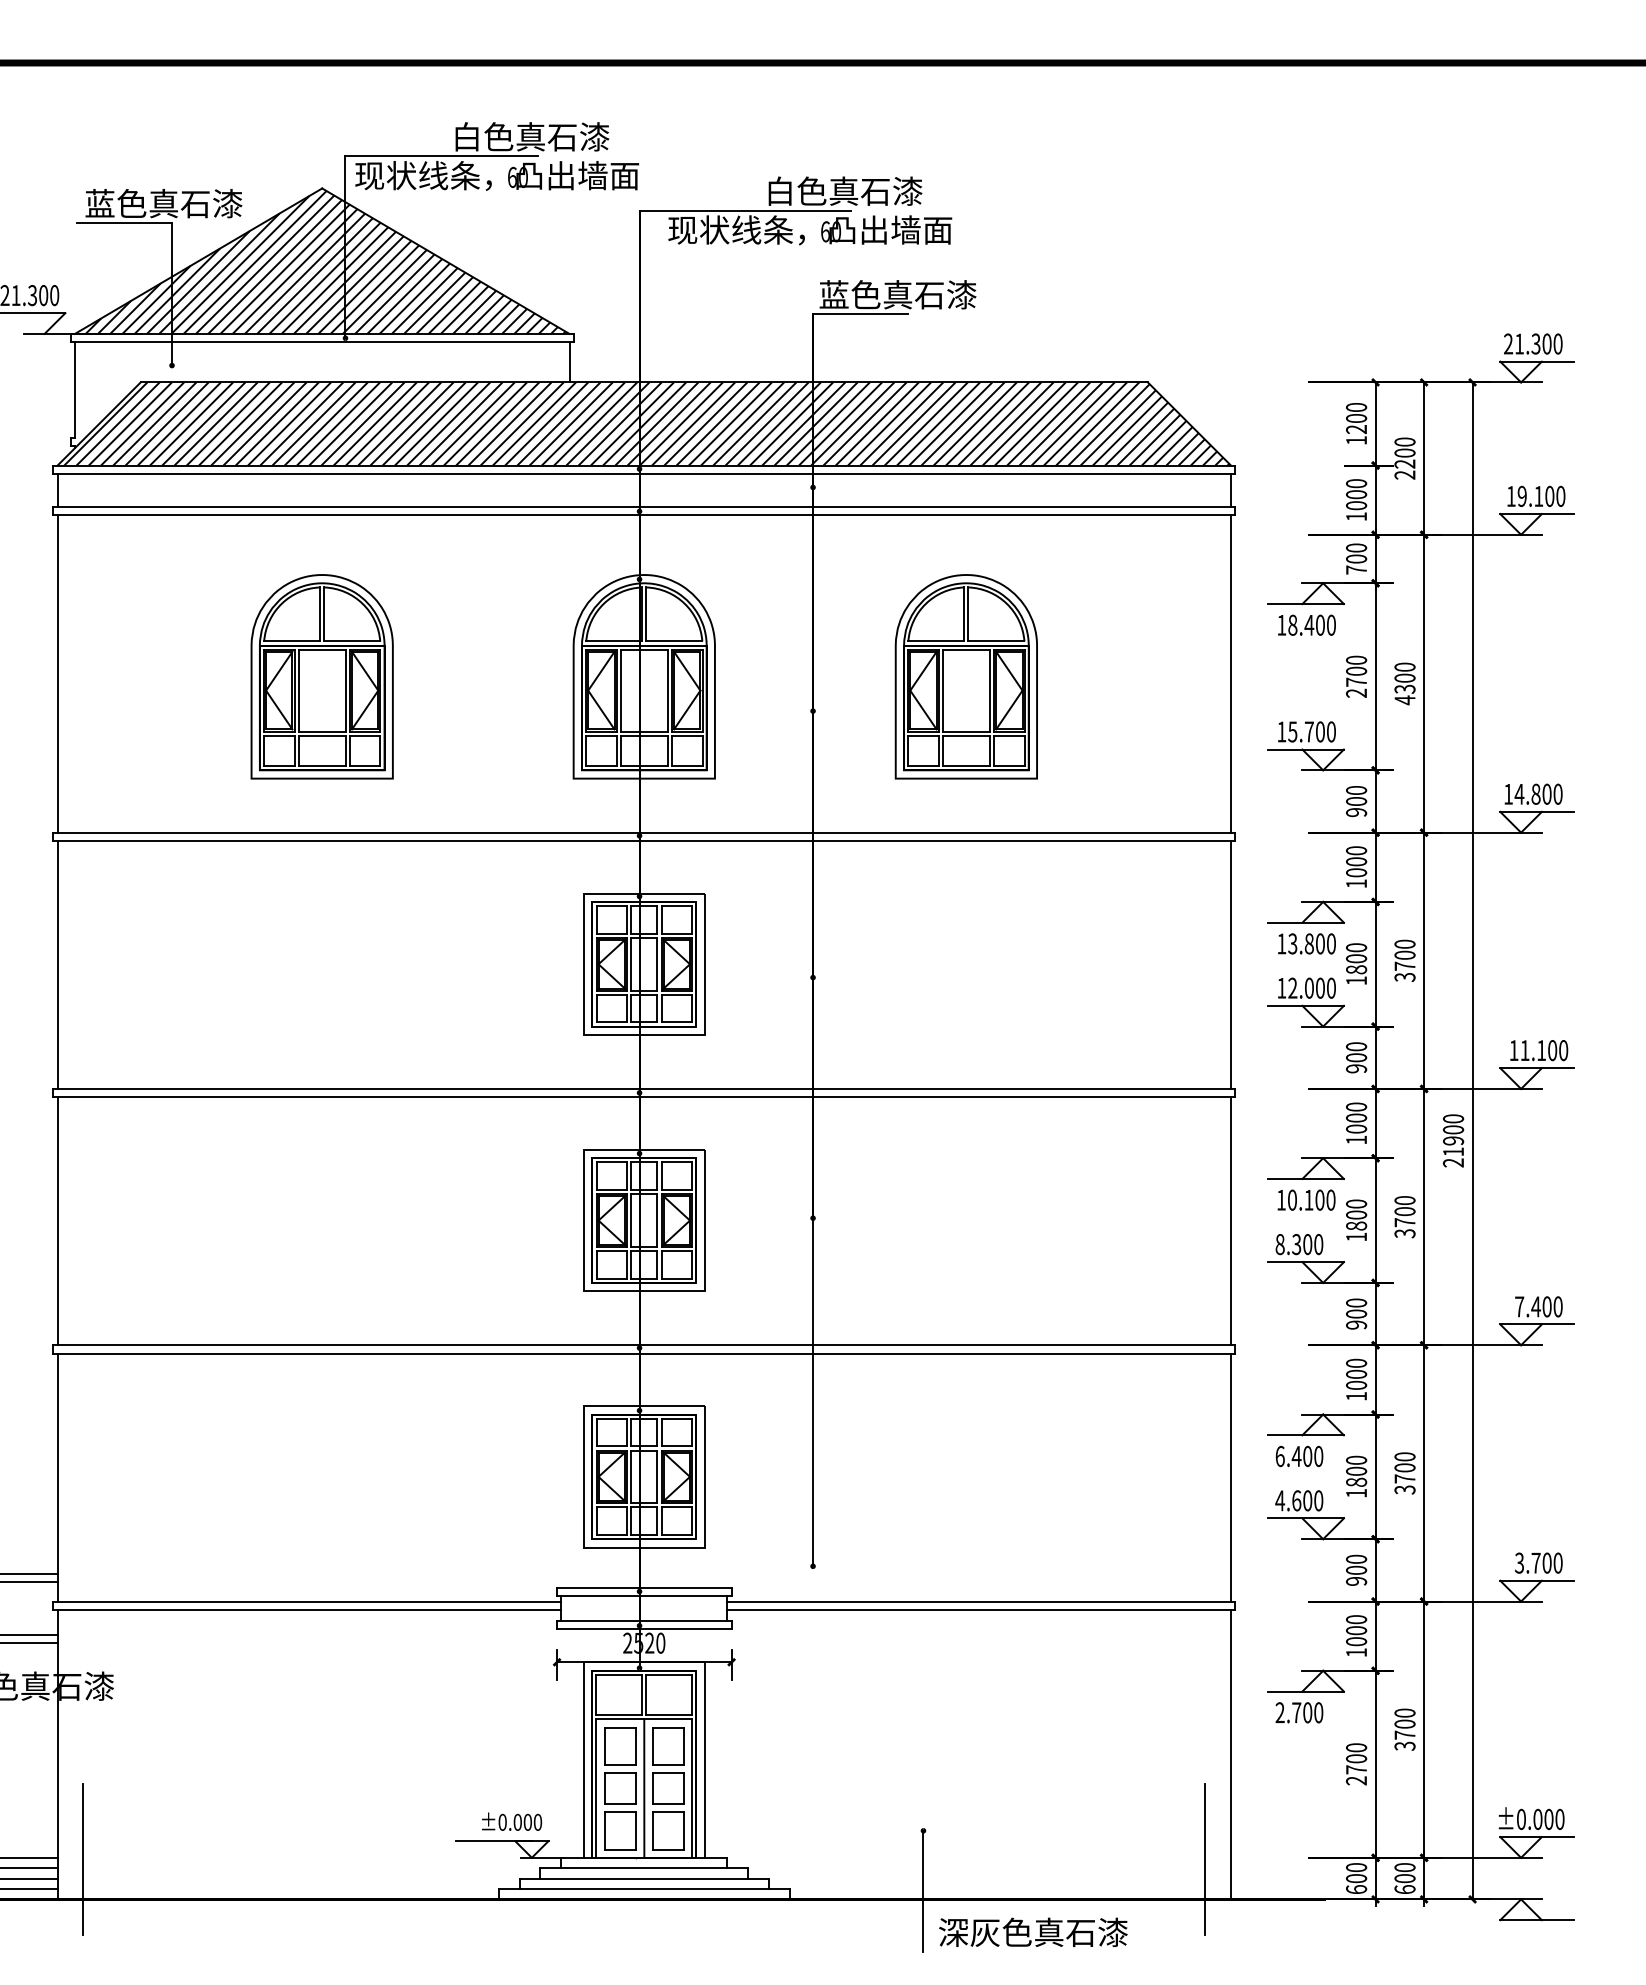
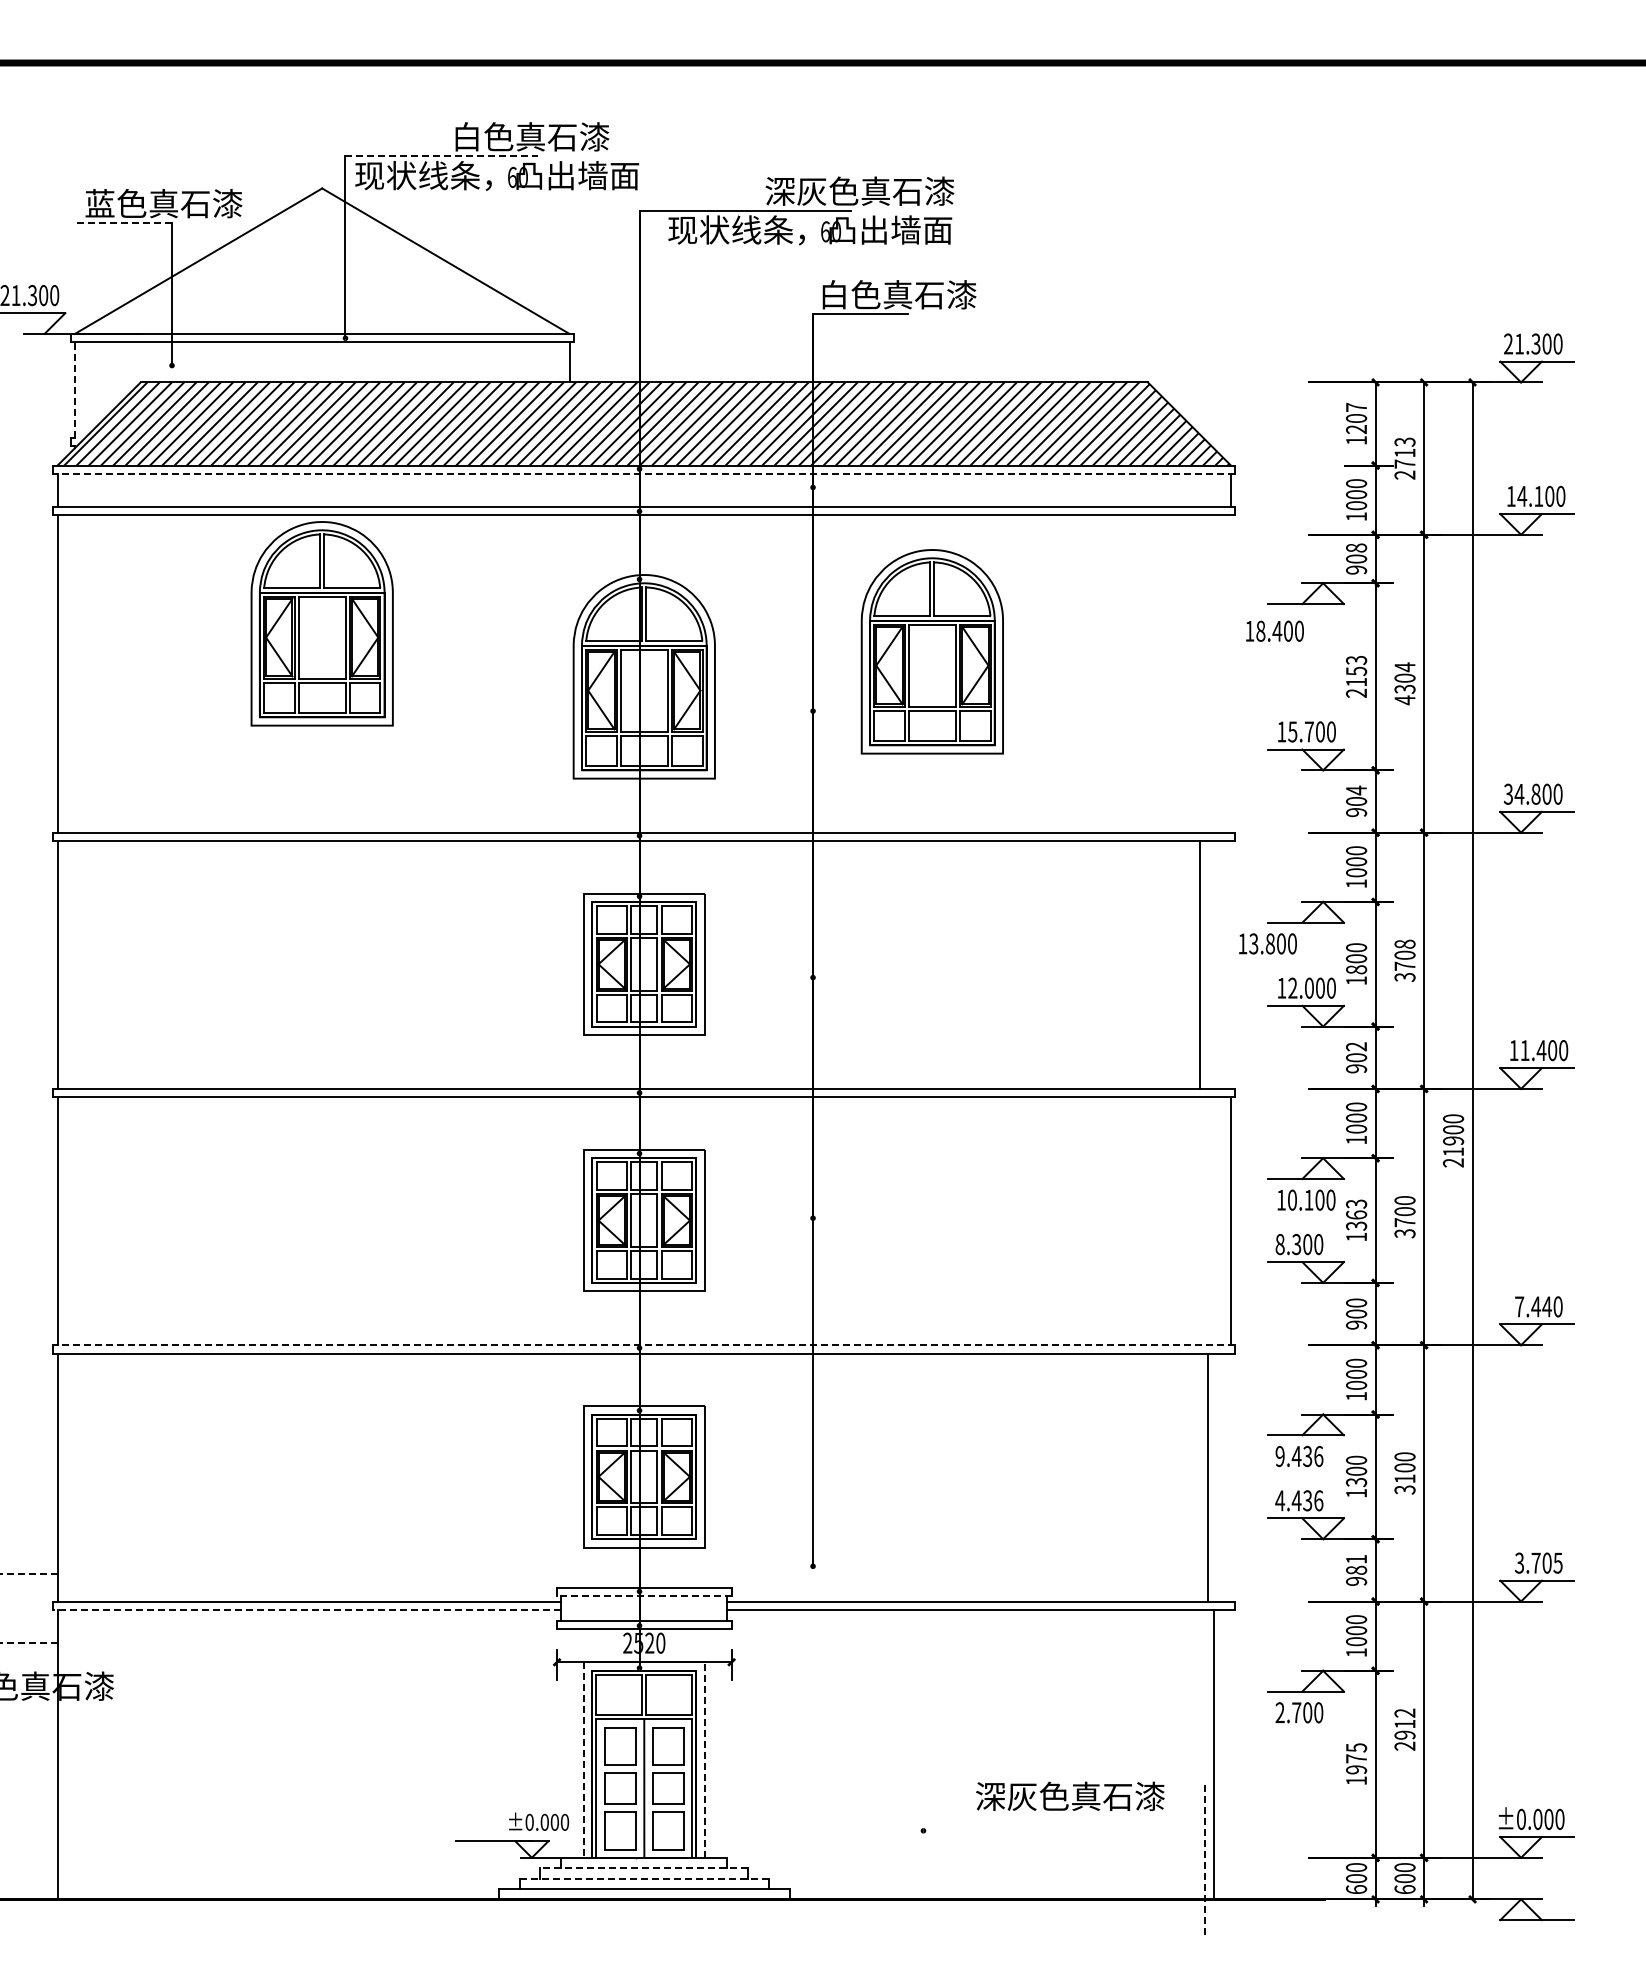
line: solid -> dashed (442, 156)
text: 白色真石漆 -> 深灰色真石漆 (859, 190)
line: solid -> dashed (124, 223)
hatch: present -> none (325, 262)
text: 蓝色真石漆 -> 白色真石漆 (833, 294)
line: solid -> dashed (74, 390)
text: 1200 -> 1207 (1356, 407)
text: 2200 -> 2713 (1404, 452)
line: solid -> dashed (644, 473)
text: 19.100 -> 14.100 (1522, 495)
text: 700 -> 908 (1356, 558)
text position: (1306, 624) -> (1274, 630) (1274, 630)
text: 4300 -> 4304 (1404, 667)
text: 2700 -> 2153 (1356, 670)
line: present -> none (1231, 673)
part position: (321, 676) -> (321, 623) (321, 623)
part position: (965, 676) -> (931, 651) (931, 651)
text: 900 -> 904 (1356, 790)
text: 14.800 -> 34.800 (1507, 793)
text position: (1306, 943) -> (1267, 943) (1267, 943)
text: 3700 -> 3708 (1405, 943)
line position: (1231, 964) -> (1200, 964) (1200, 964)
text: 900 -> 902 (1356, 1046)
text: 11.100 -> 11.400 (1541, 1050)
text: 1800 -> 1363 (1356, 1214)
text: 7.400 -> 7.440 (1547, 1306)
line: solid -> dashed (644, 1345)
text: 6.400 -> 9.436 (1299, 1456)
line position: (1231, 1477) -> (1208, 1477) (1208, 1477)
text: 3700 -> 3100 (1404, 1478)
text: 1800 -> 1300 (1356, 1482)
text: 4.600 -> 4.436 (1307, 1500)
text: 3.700 -> 3.705 (1557, 1562)
text: 900 -> 981 (1356, 1564)
line: solid -> dashed (28, 1573)
line: present -> none (29, 1582)
line: solid -> dashed (643, 1596)
line: solid -> dashed (307, 1609)
line: present -> none (29, 1634)
line: solid -> dashed (28, 1643)
text: 3700 -> 2912 (1404, 1729)
line position: (1231, 1754) -> (1214, 1754) (1214, 1754)
line: solid -> dashed (584, 1760)
line: solid -> dashed (704, 1760)
text: 2700 -> 1975 (1356, 1764)
text position: (512, 1821) -> (539, 1821) (539, 1821)
line: present -> none (29, 1857)
line: present -> none (83, 1859)
line: solid -> dashed (1205, 1859)
line: present -> none (29, 1868)
line: solid -> dashed (644, 1868)
line: present -> none (29, 1878)
line: solid -> dashed (644, 1878)
line: present -> none (29, 1889)
line: present -> none (923, 1890)
text position: (1033, 1931) -> (1070, 1795) (1070, 1795)
